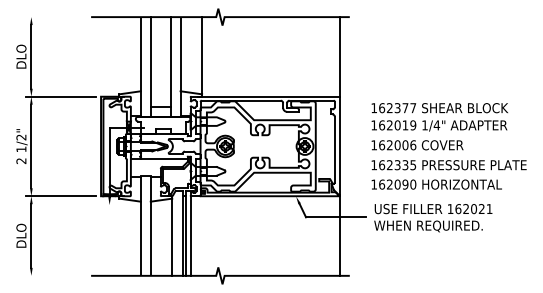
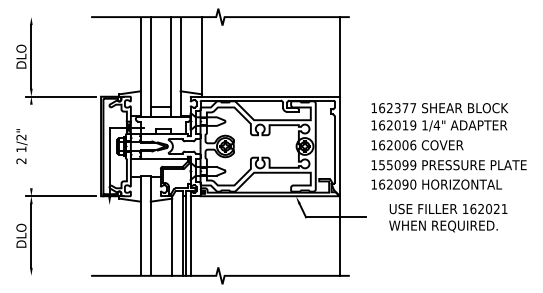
line: present -> none (31, 146)
text: 162335 -> 155099 (397, 165)
text position: (433, 218) -> (448, 218) (448, 218)
